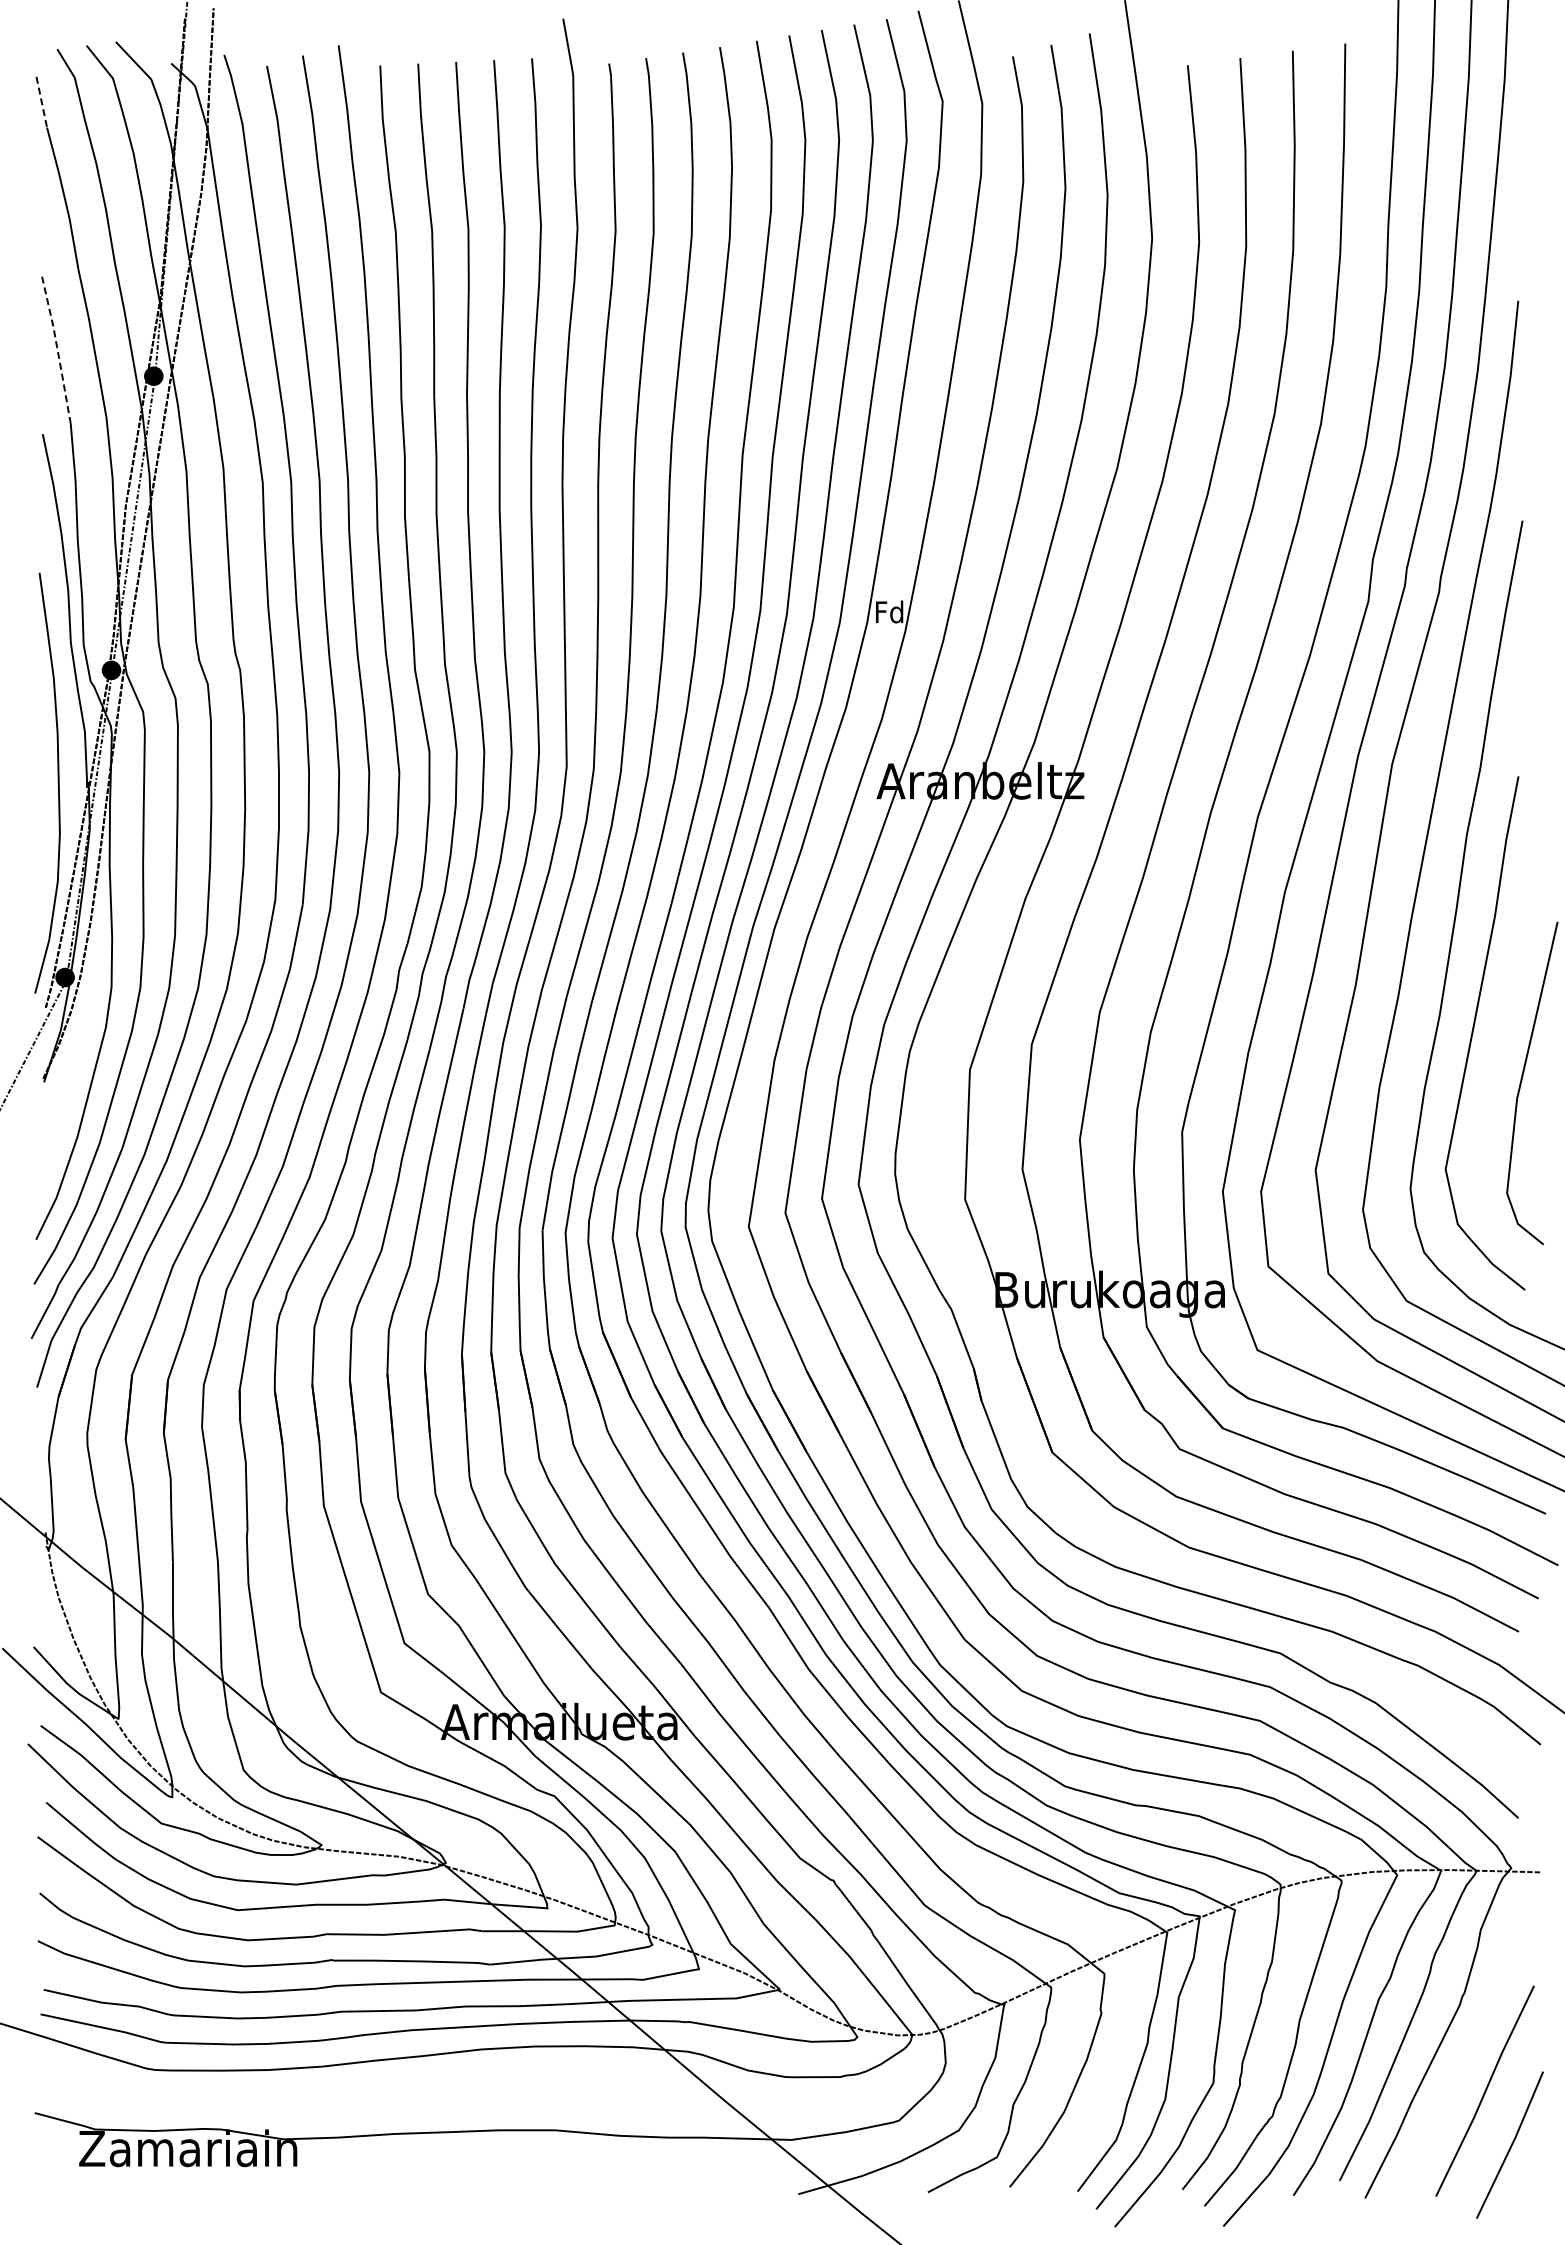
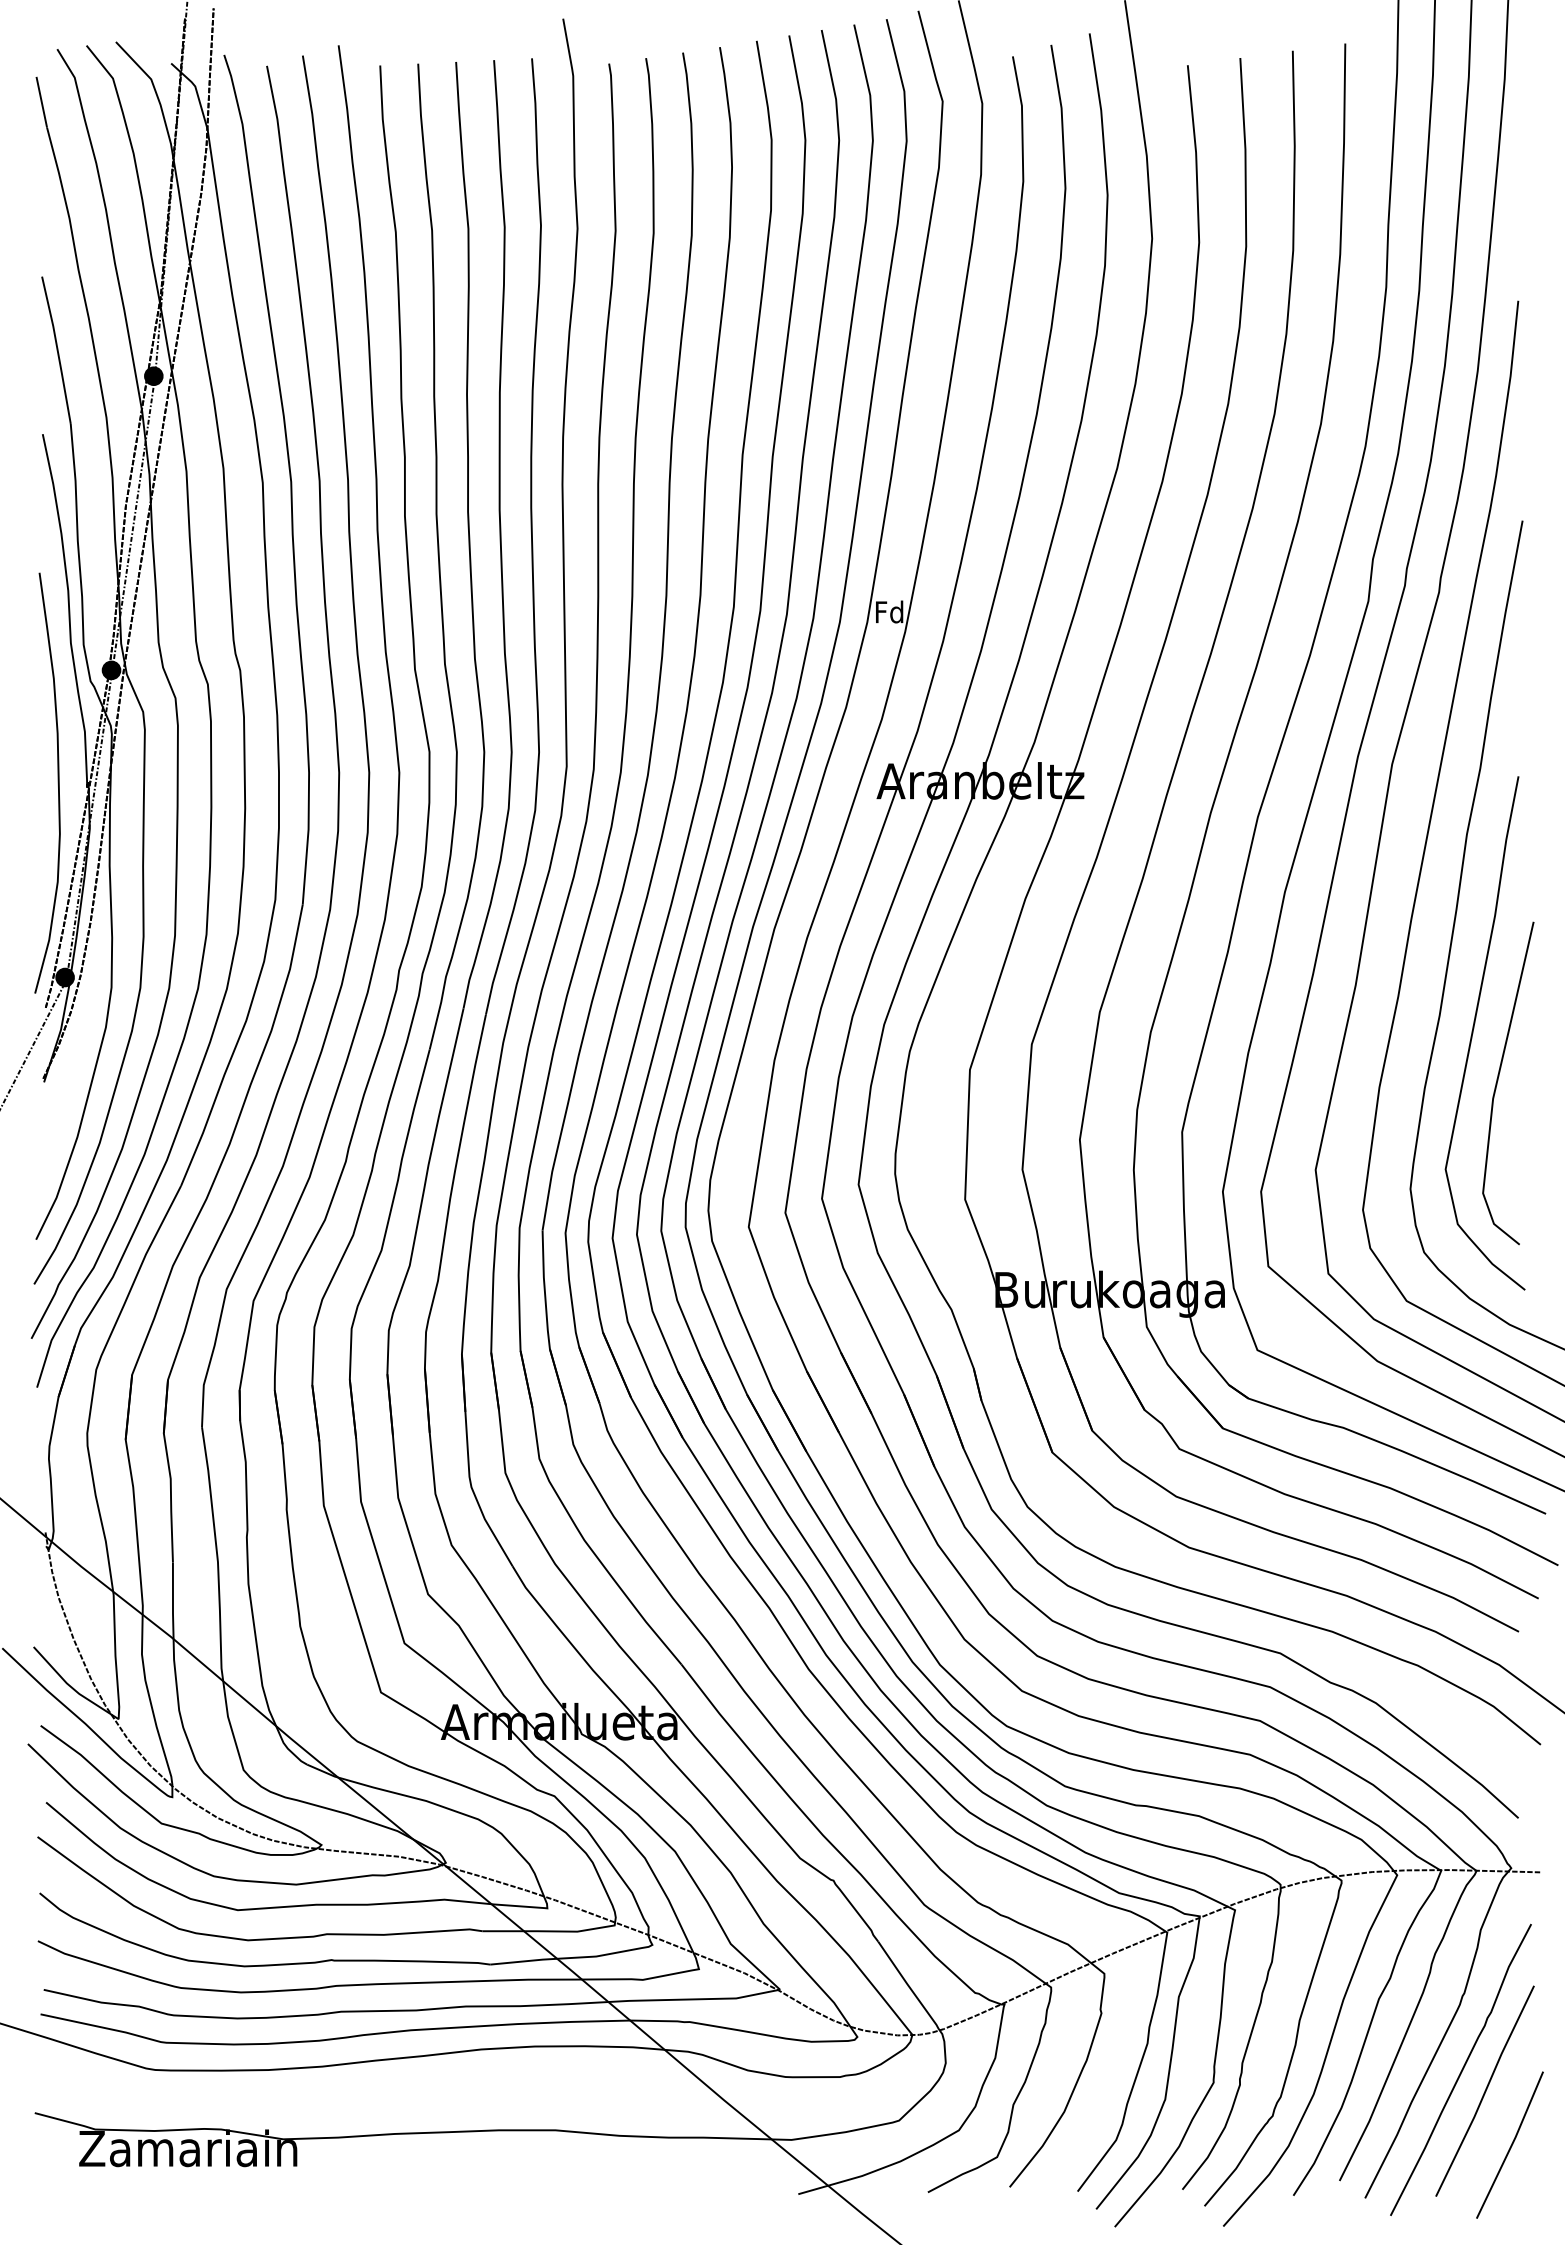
line: dashed -> solid (41, 102)
line: dashed -> solid (57, 350)
curve position: (1522, 1080) -> (1498, 1080) (1498, 1080)
curve: none -> present (1461, 2069)
